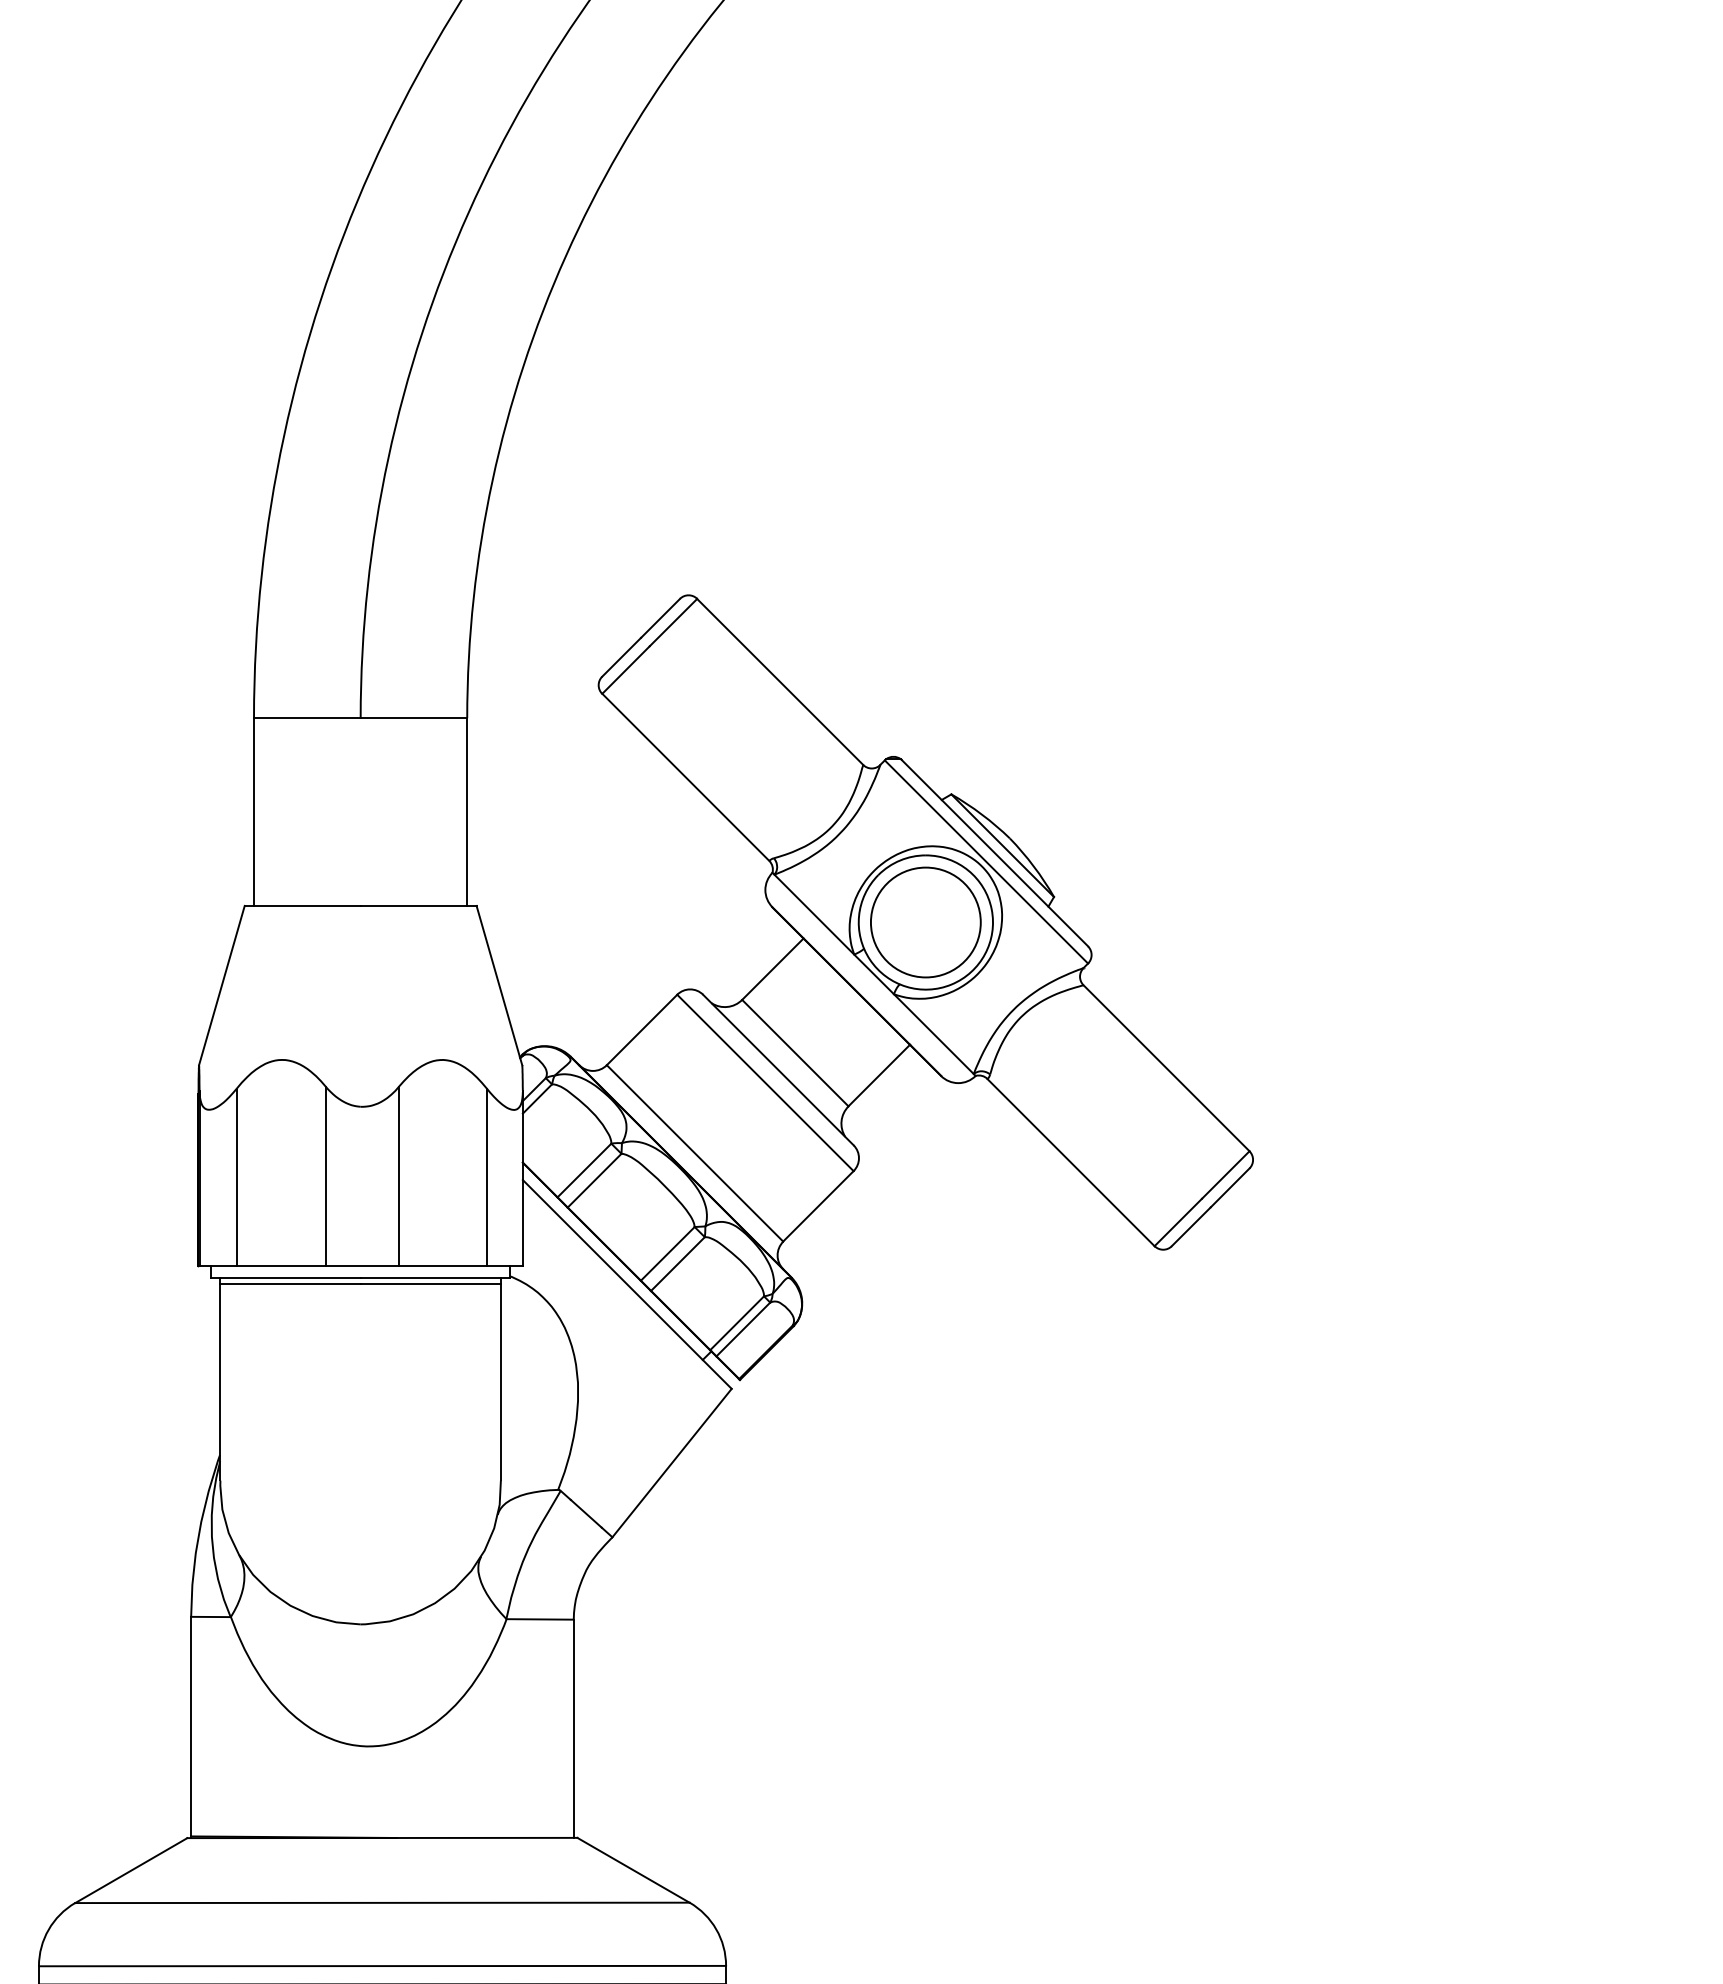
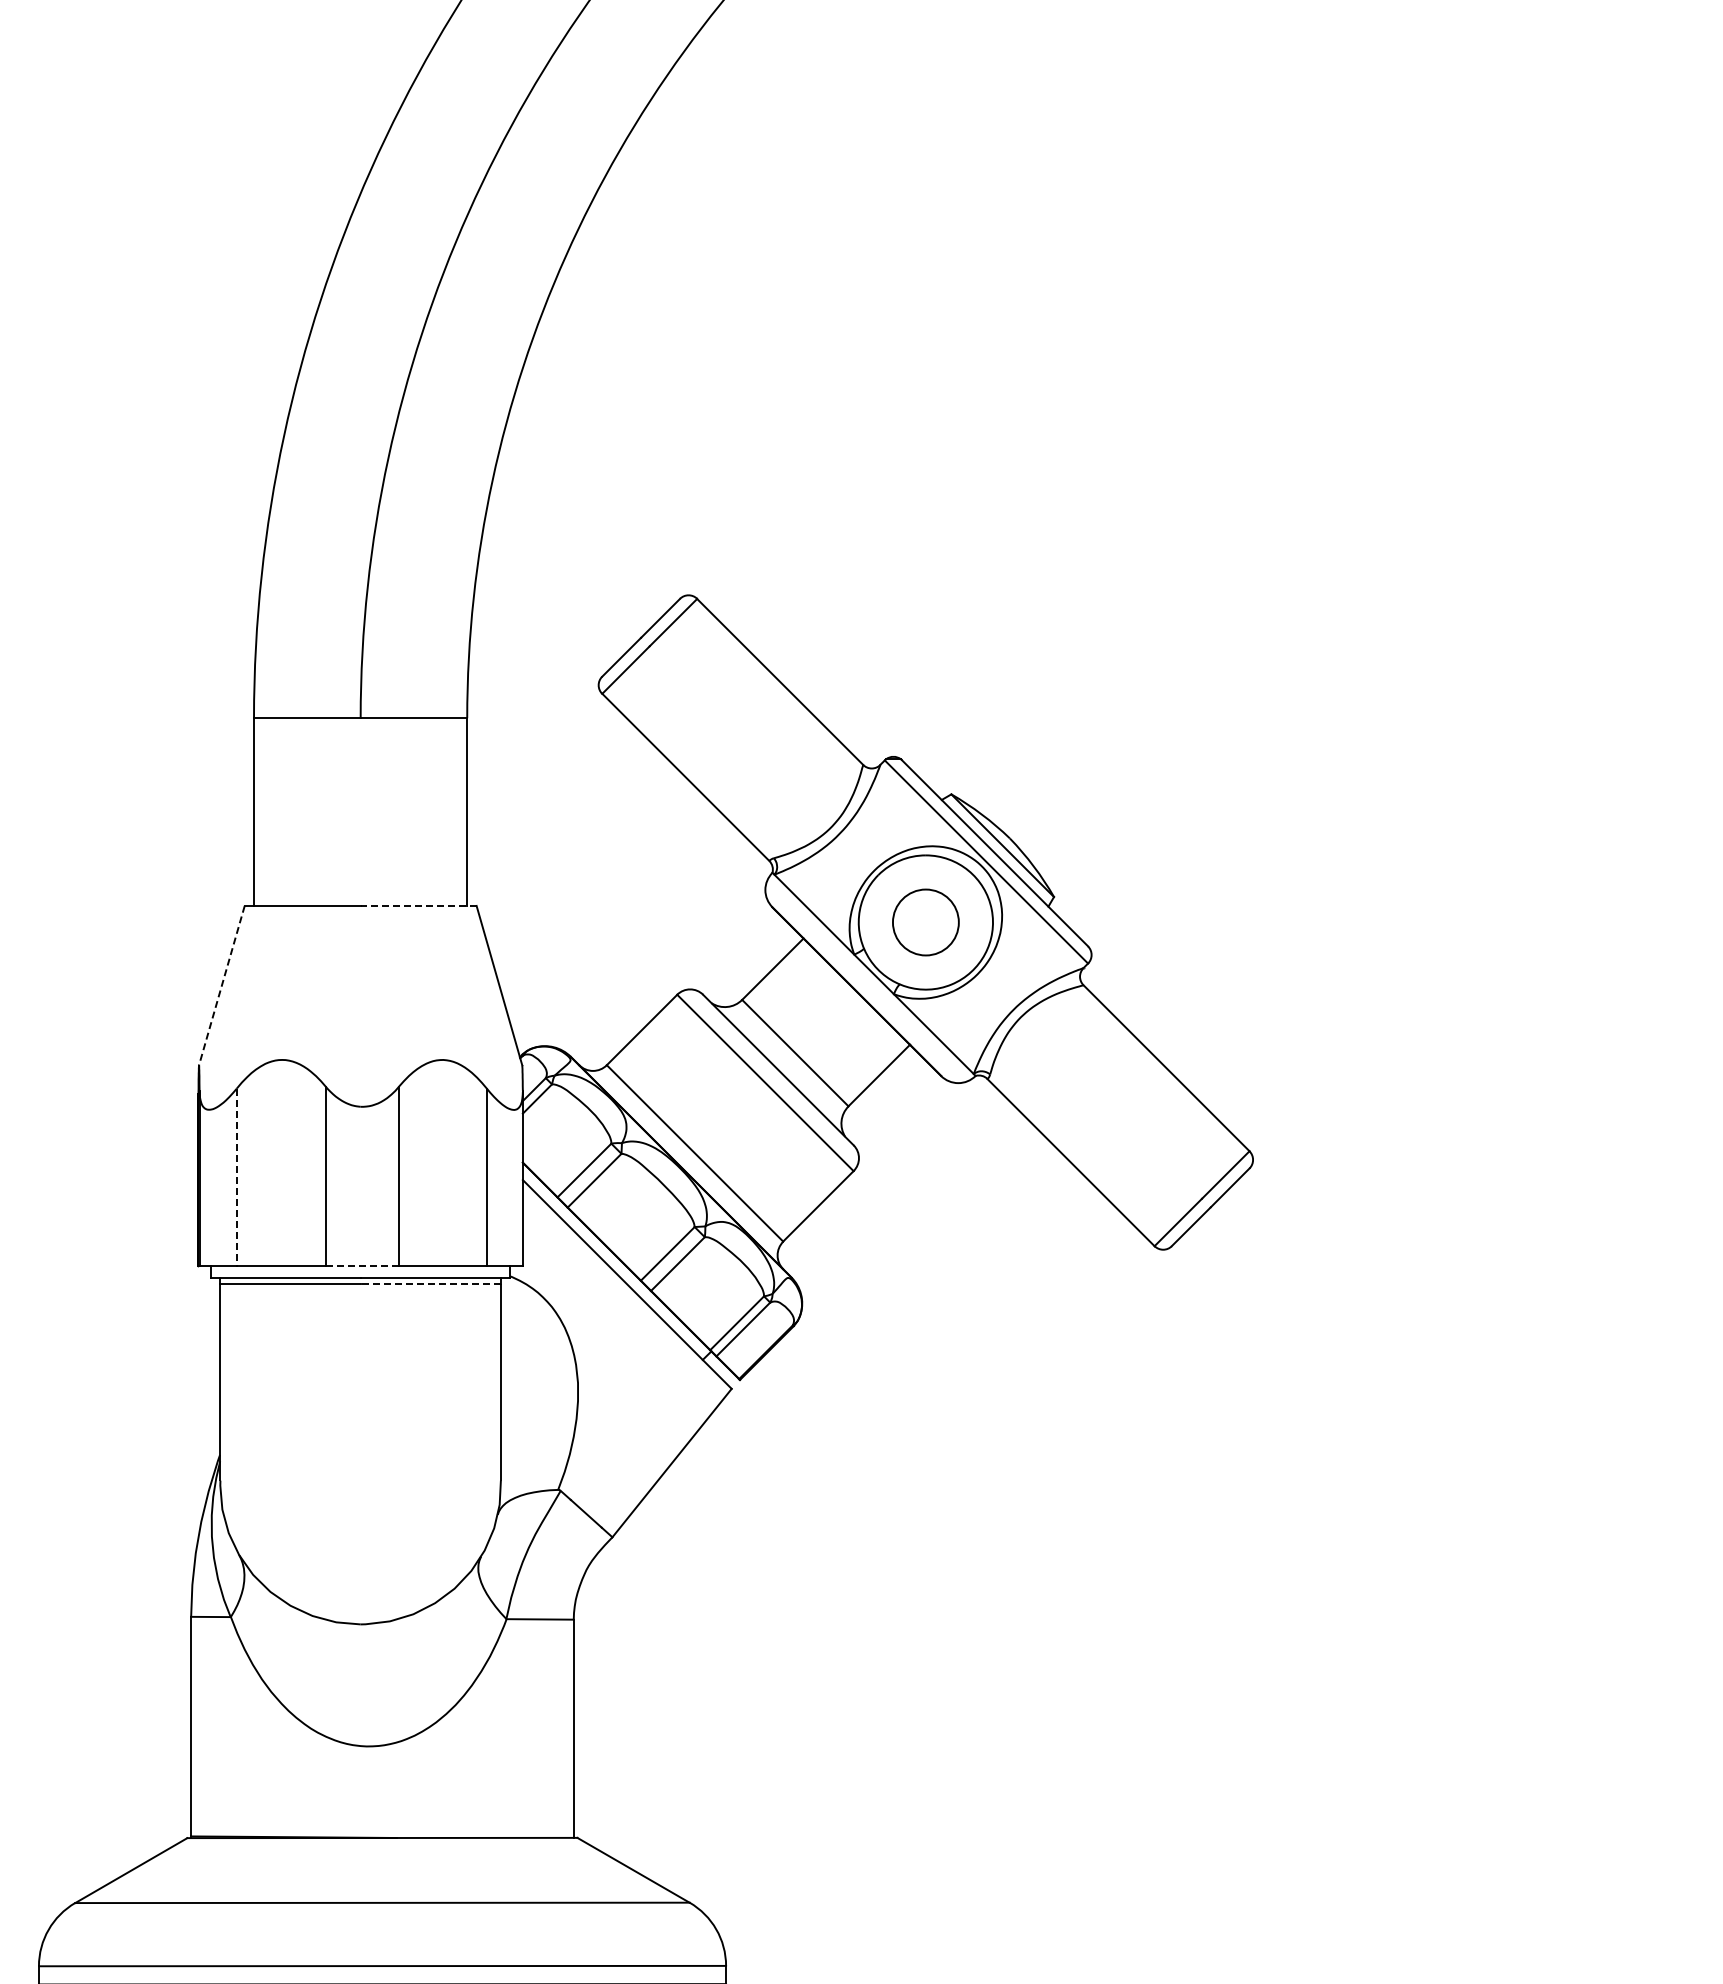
line: solid -> dashed (418, 905)
circle size: 112x113 px -> 68x69 px (925, 922)
line: solid -> dashed (221, 985)
line: solid -> dashed (236, 1177)
line: solid -> dashed (362, 1265)
line: solid -> dashed (430, 1283)
